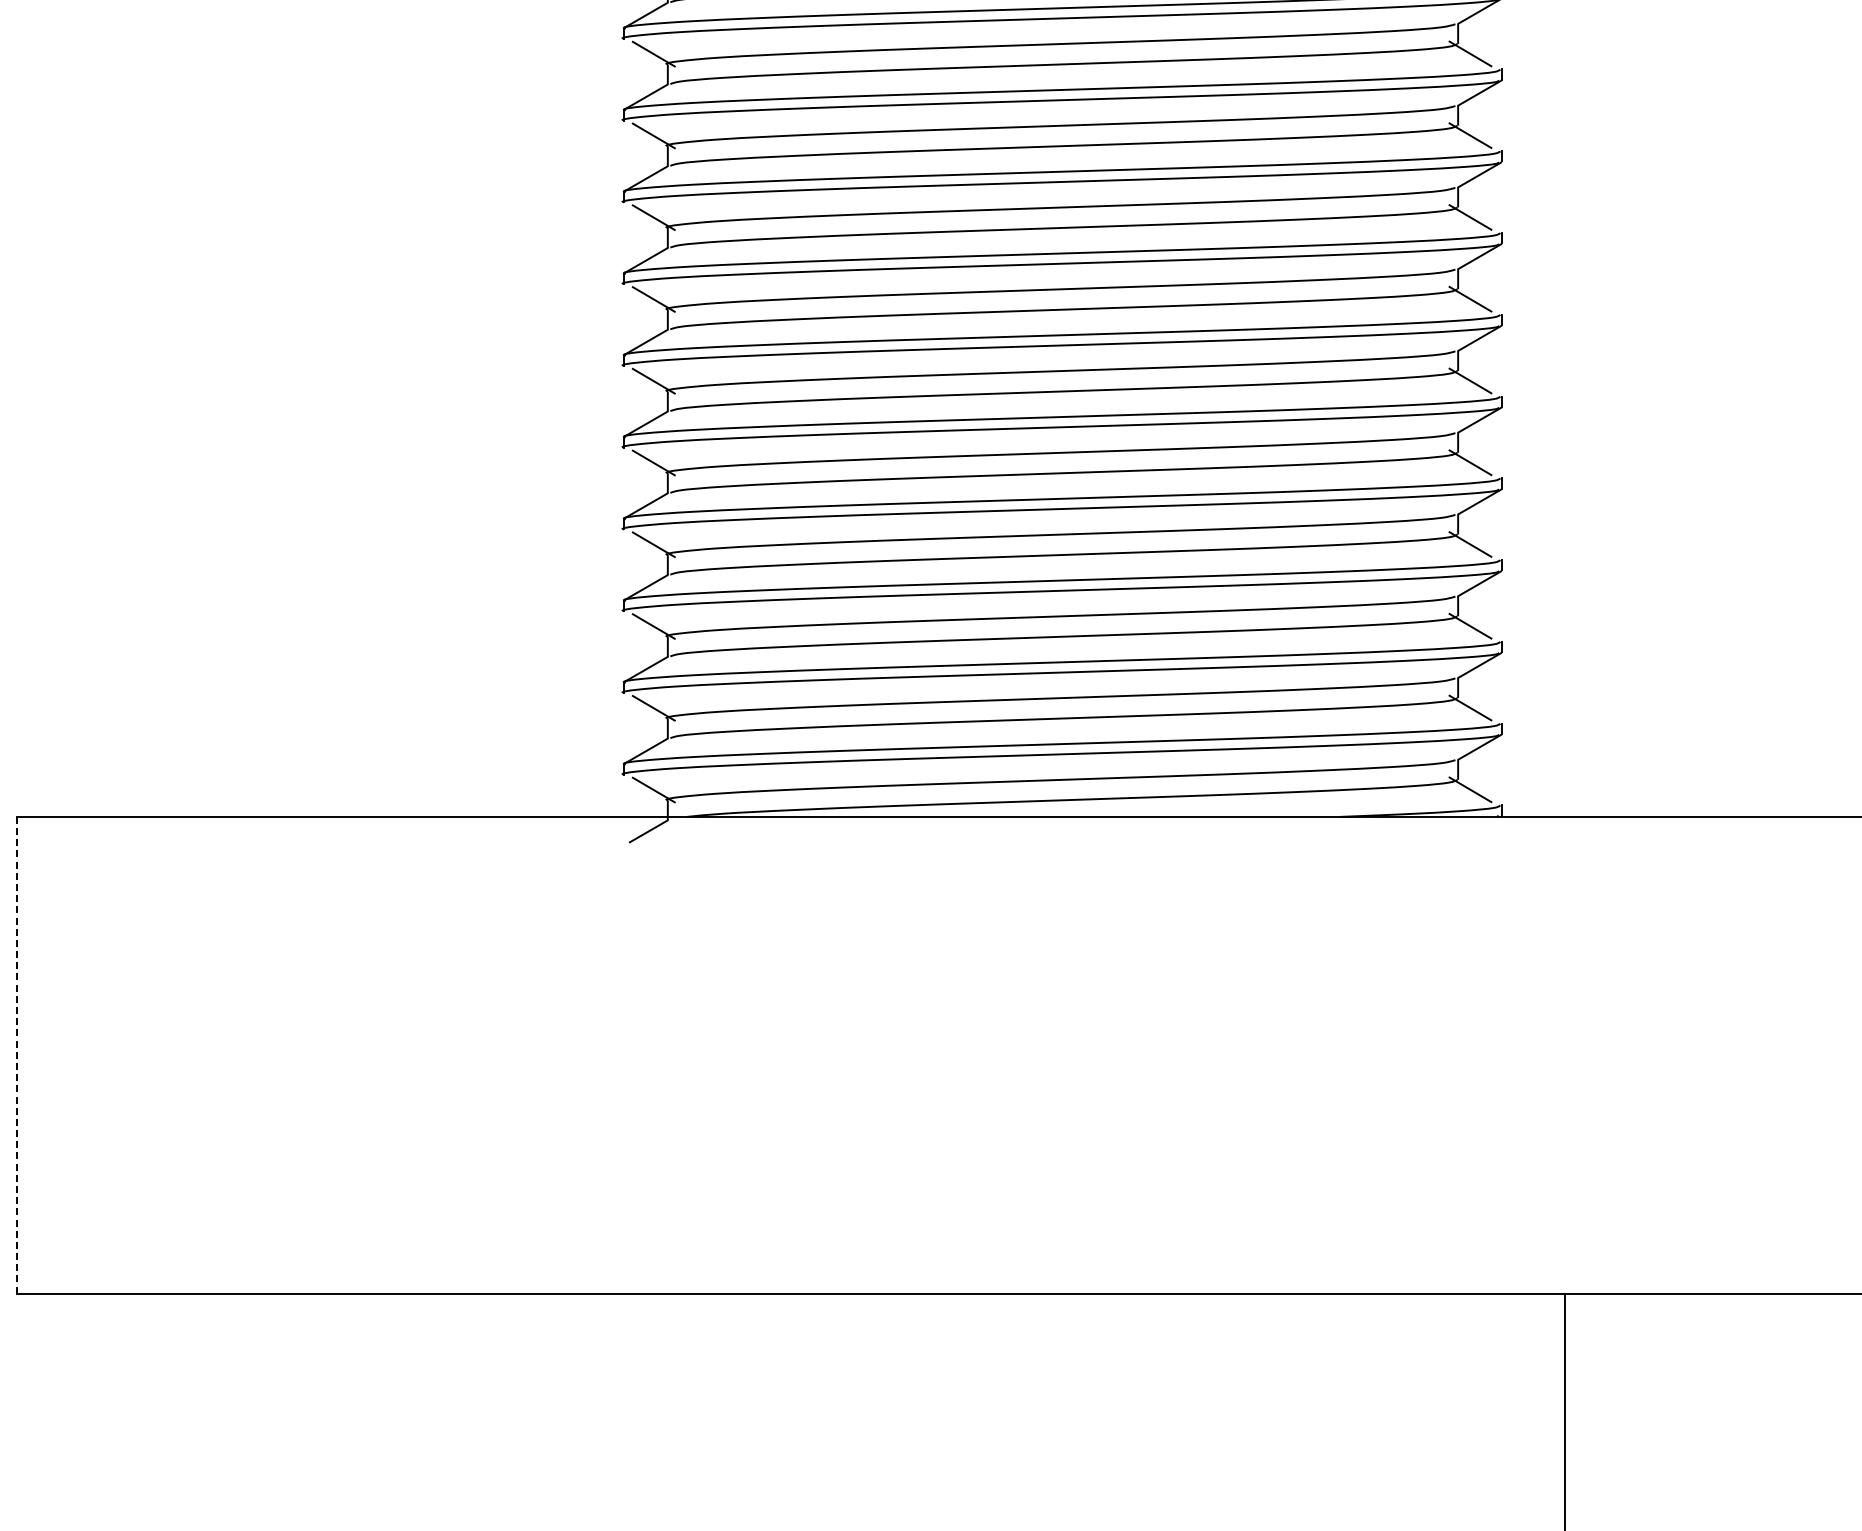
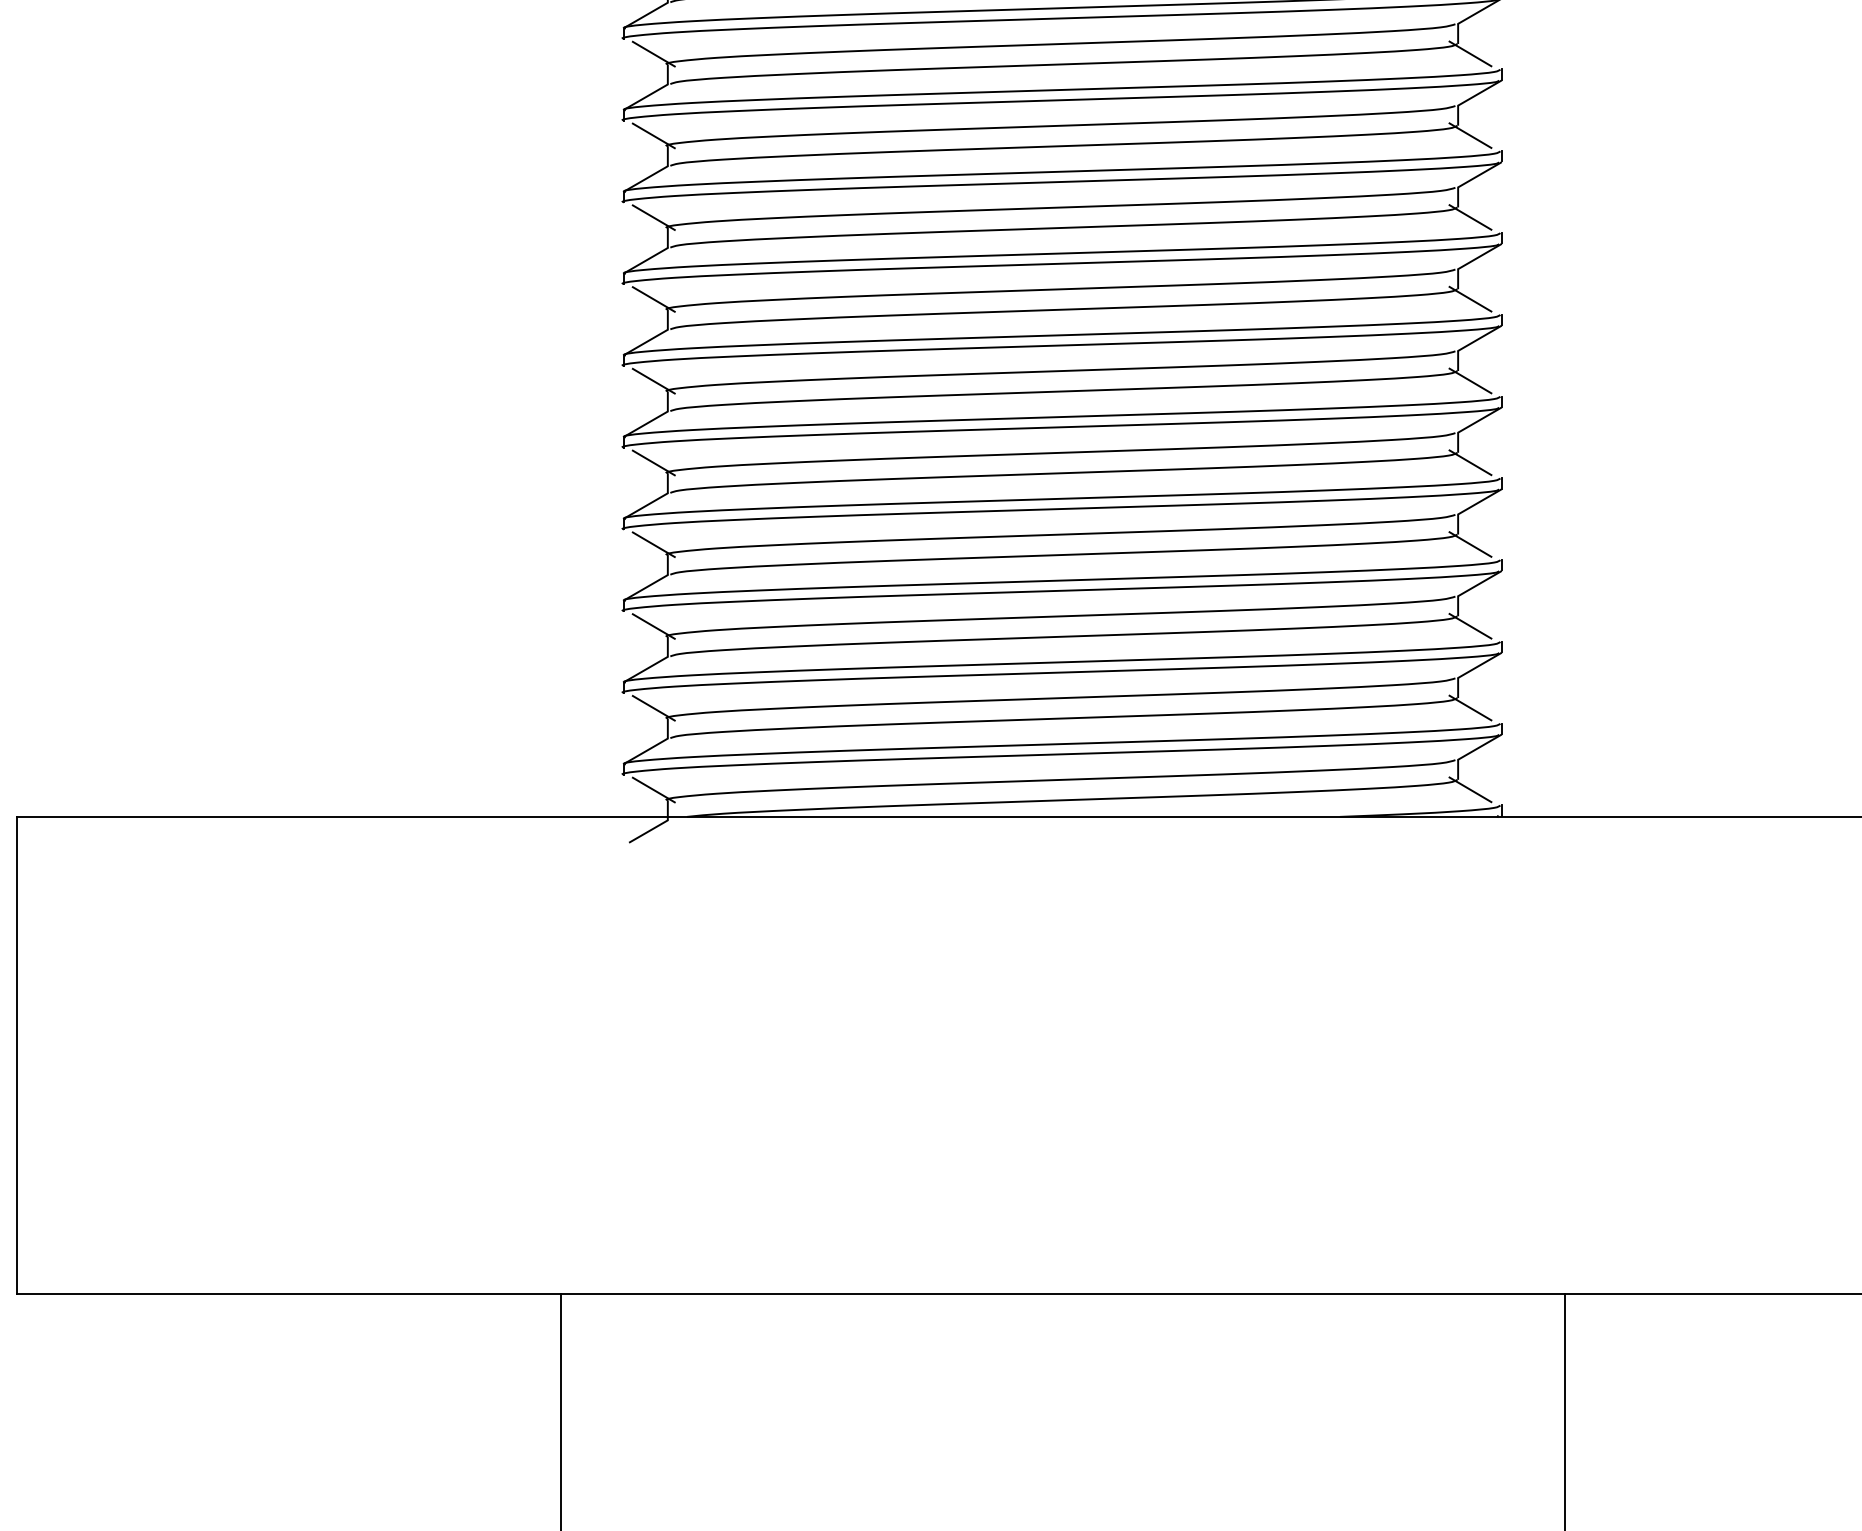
line: dashed -> solid (16, 1055)
line: none -> present (560, 1410)
